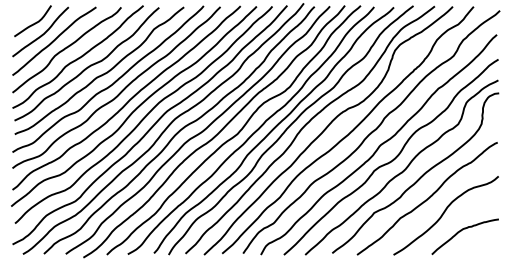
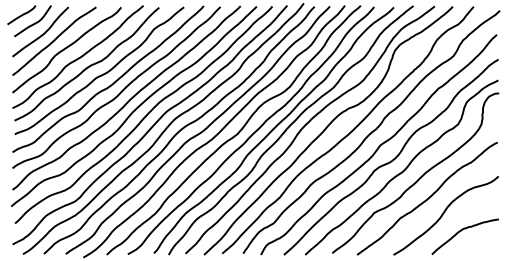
curve: none -> present (21, 15)
